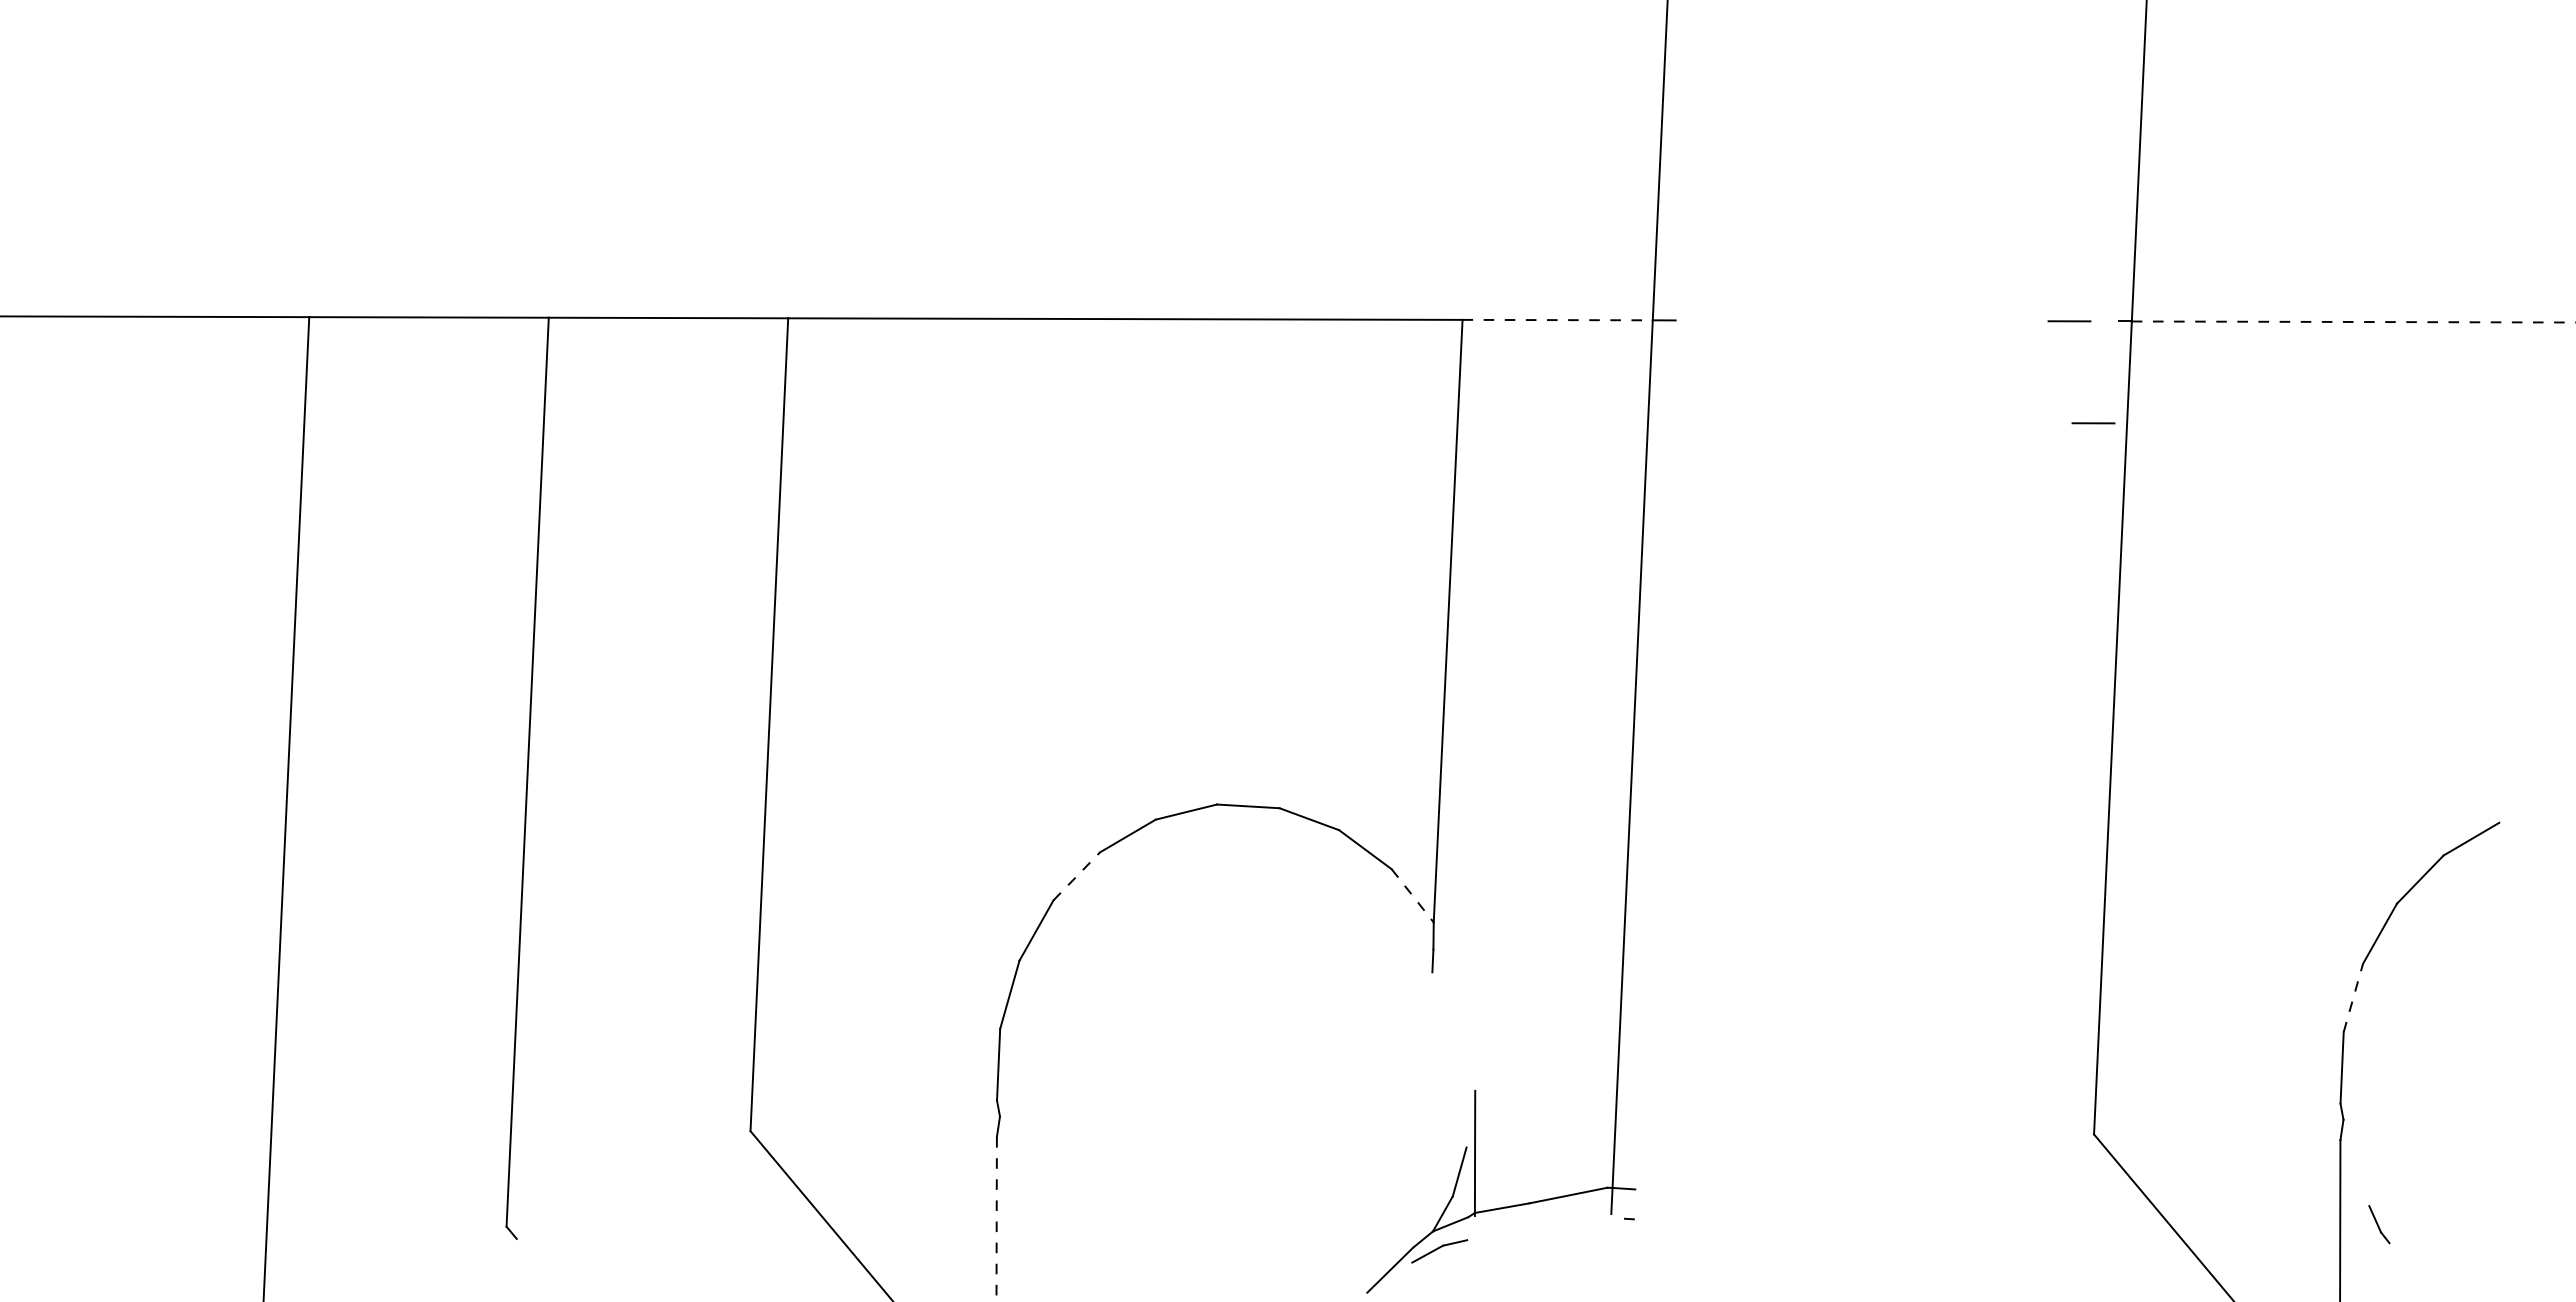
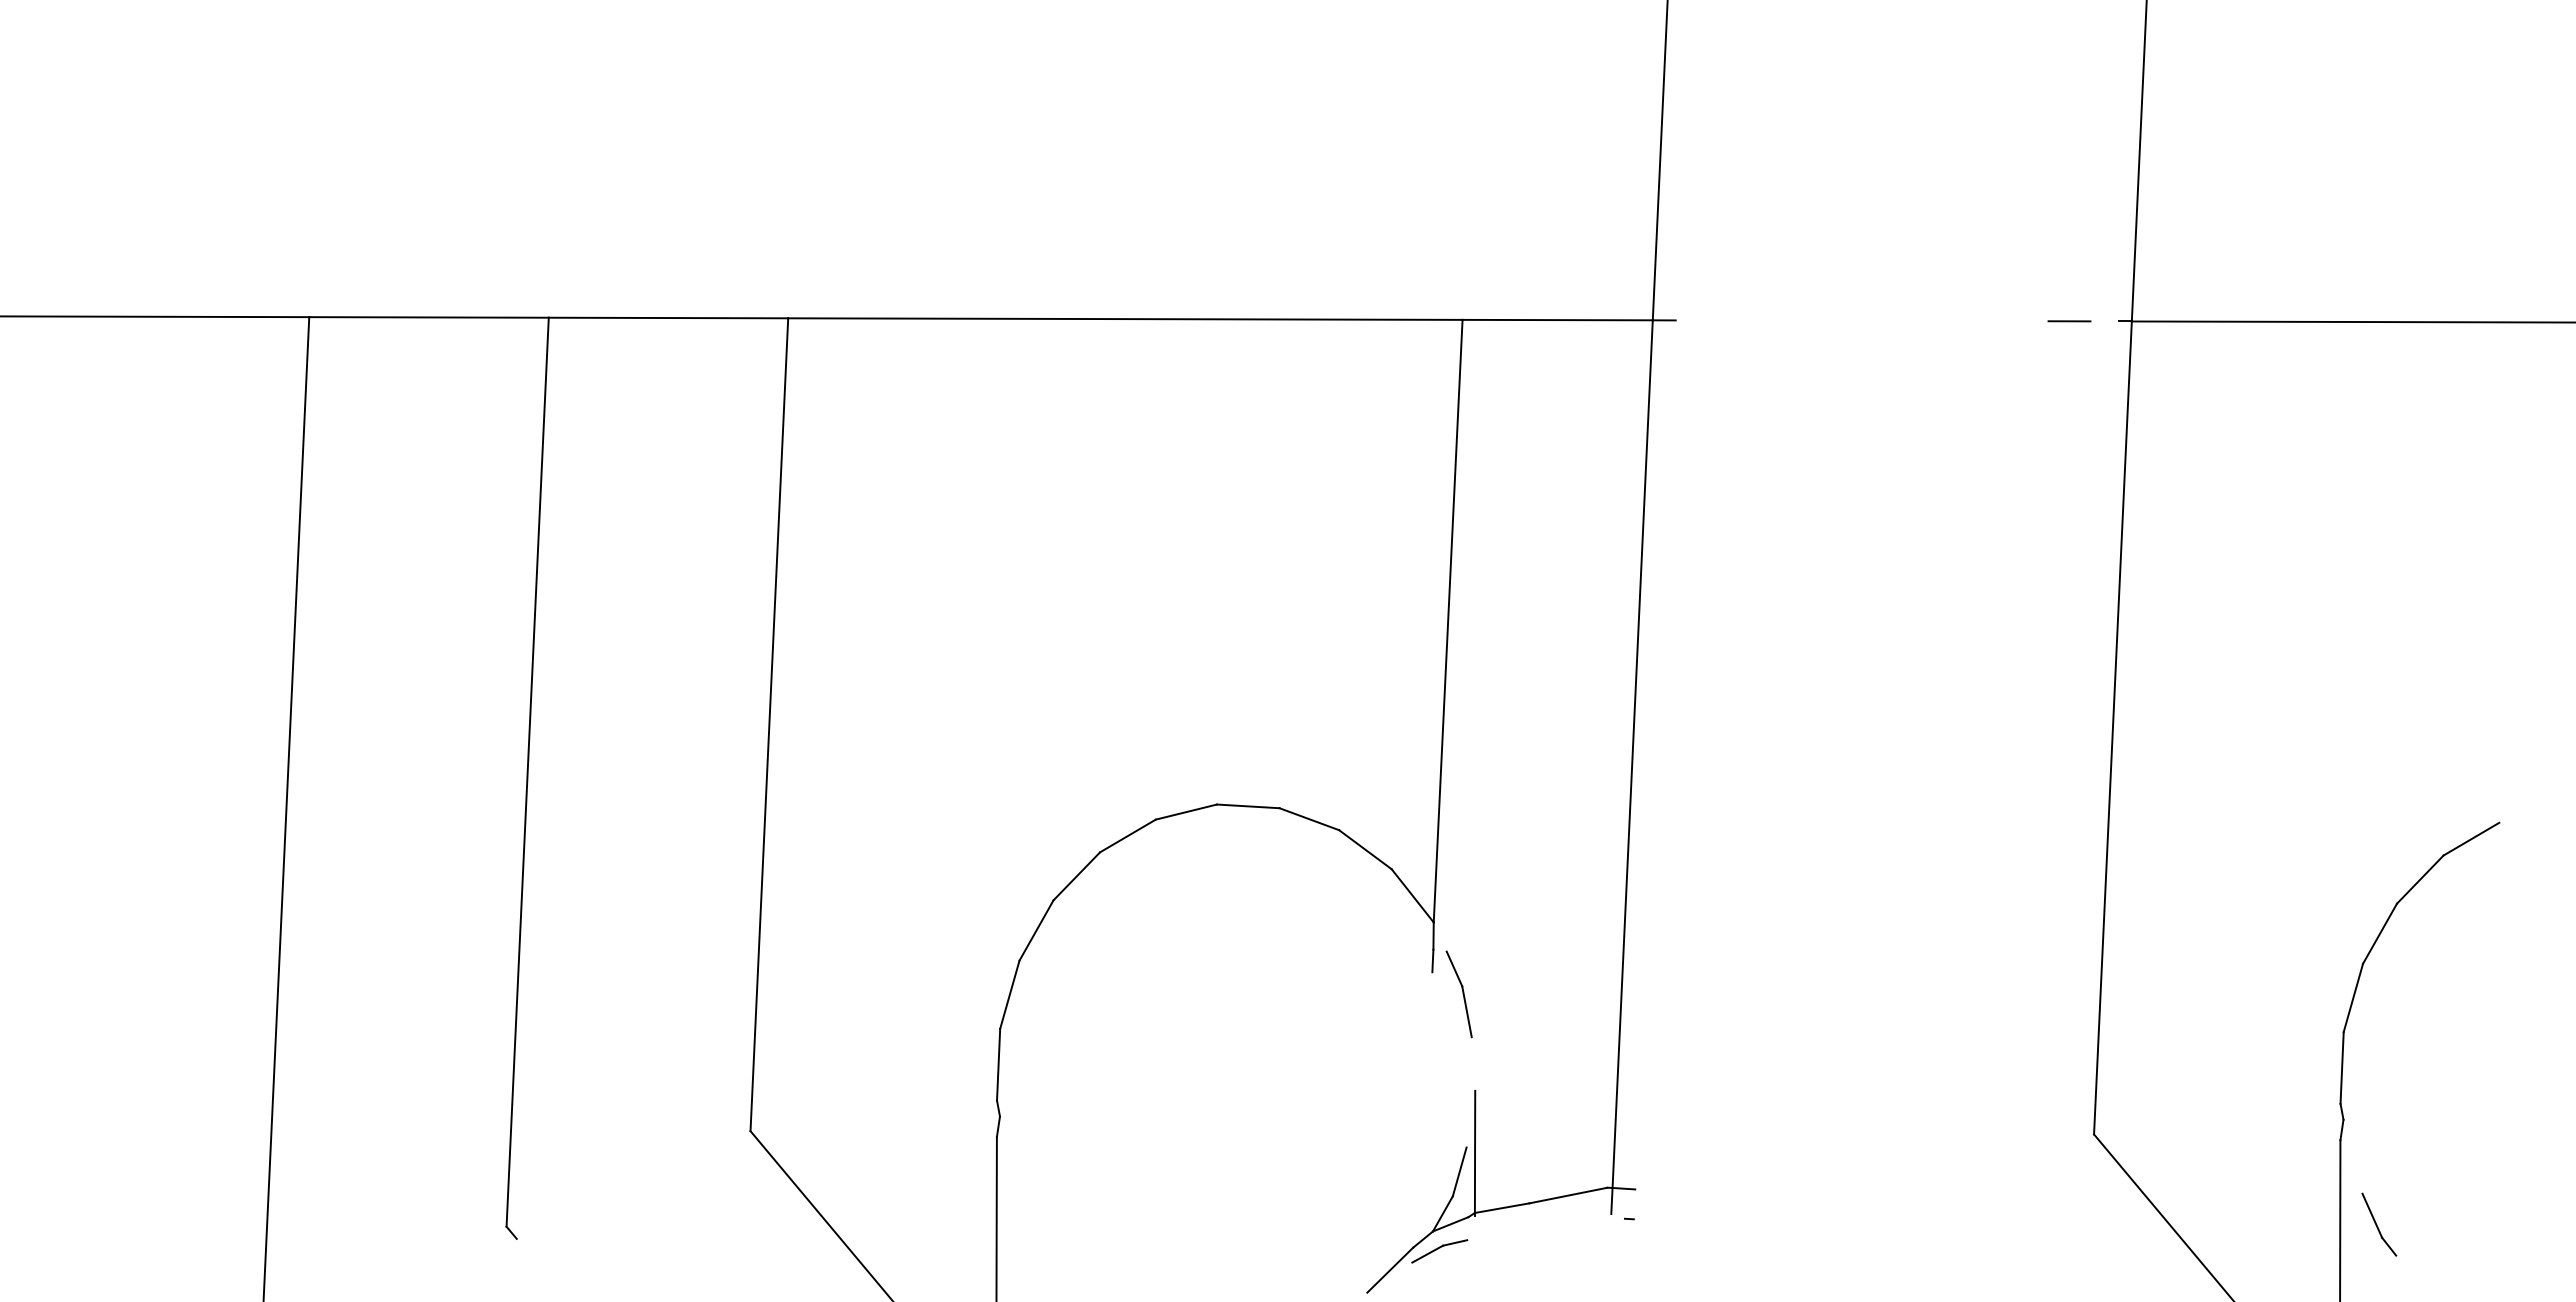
line: dashed -> solid (1558, 320)
line: dashed -> solid (2353, 322)
line: present -> none (2093, 423)
line: dashed -> solid (1077, 876)
line: dashed -> solid (1412, 895)
part: none -> present (1458, 994)
line: dashed -> solid (2353, 997)
line: dashed -> solid (996, 1219)
part size: 23x40 px -> 37x65 px (2379, 1224)
